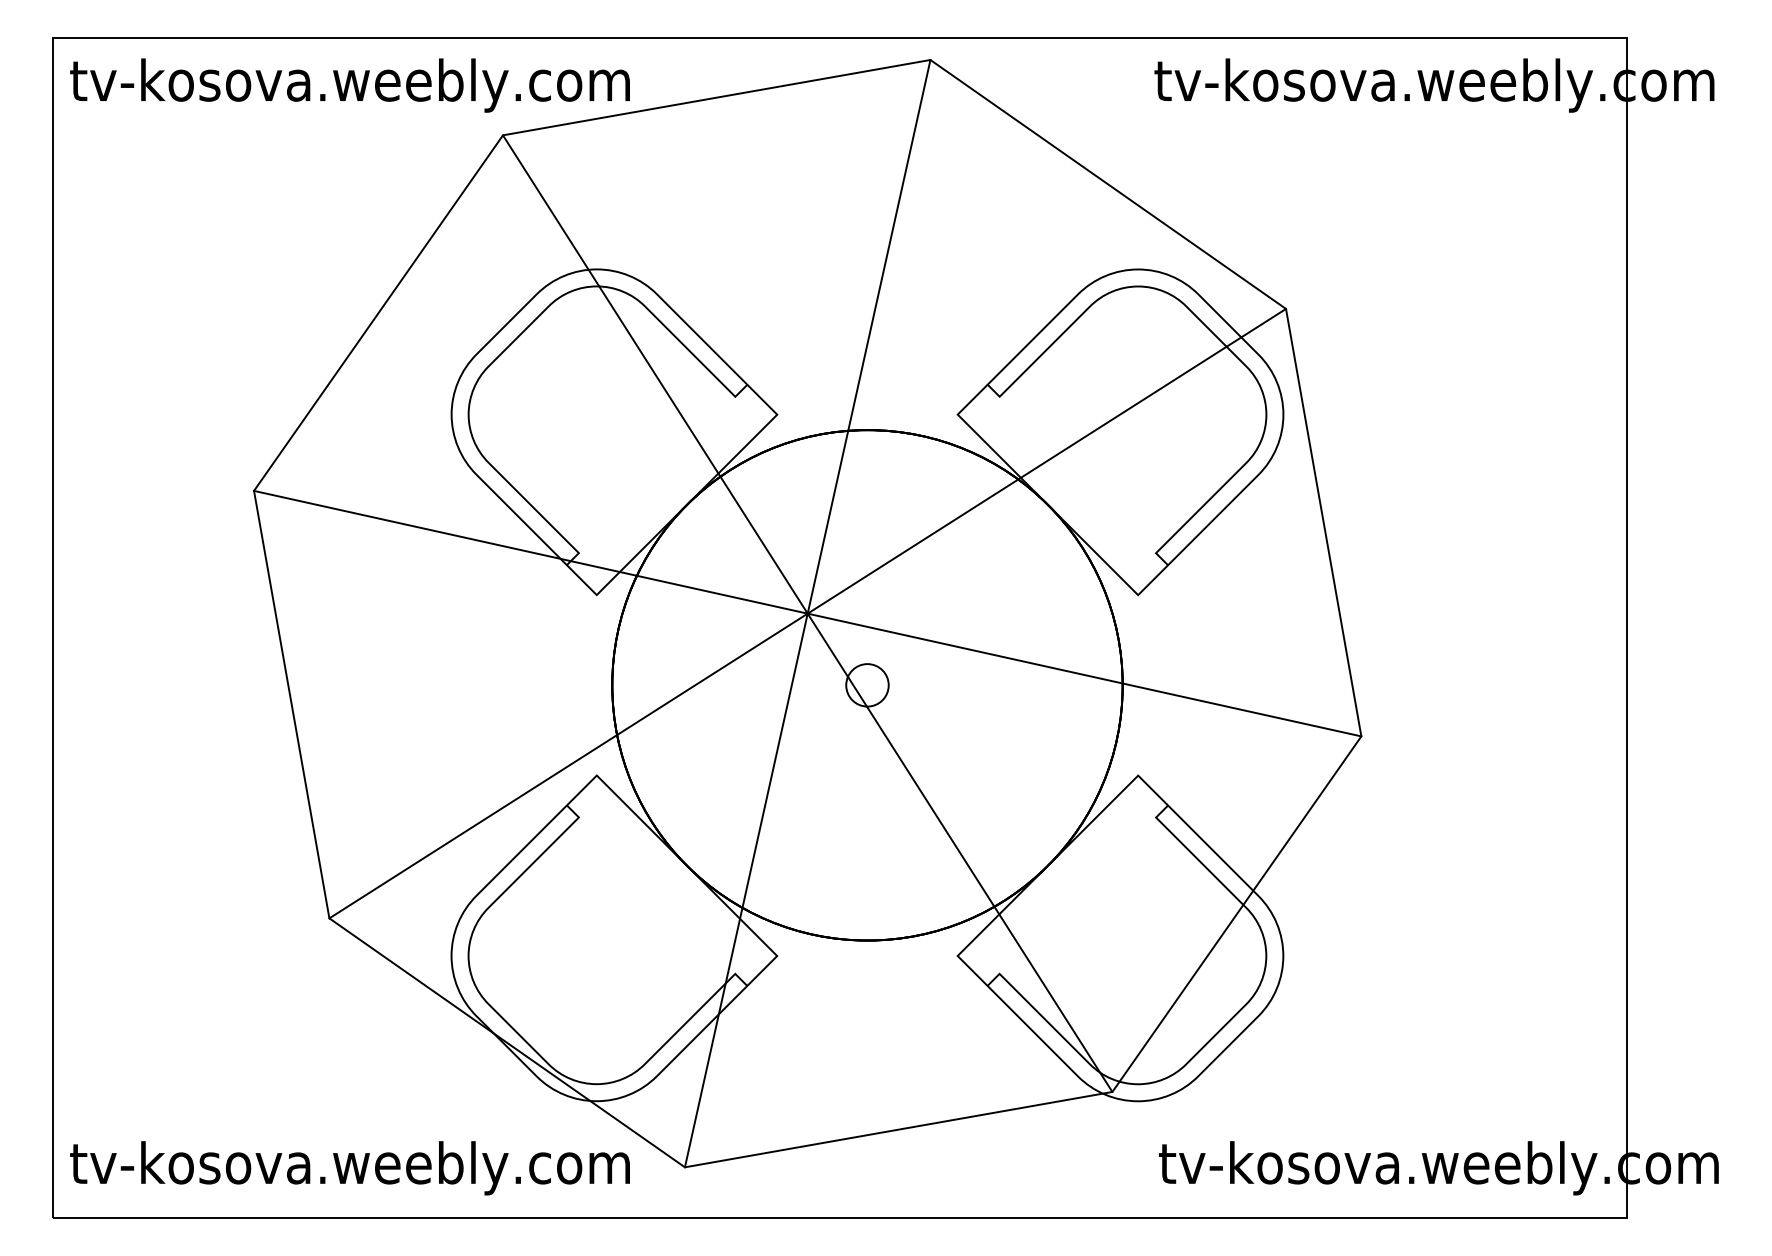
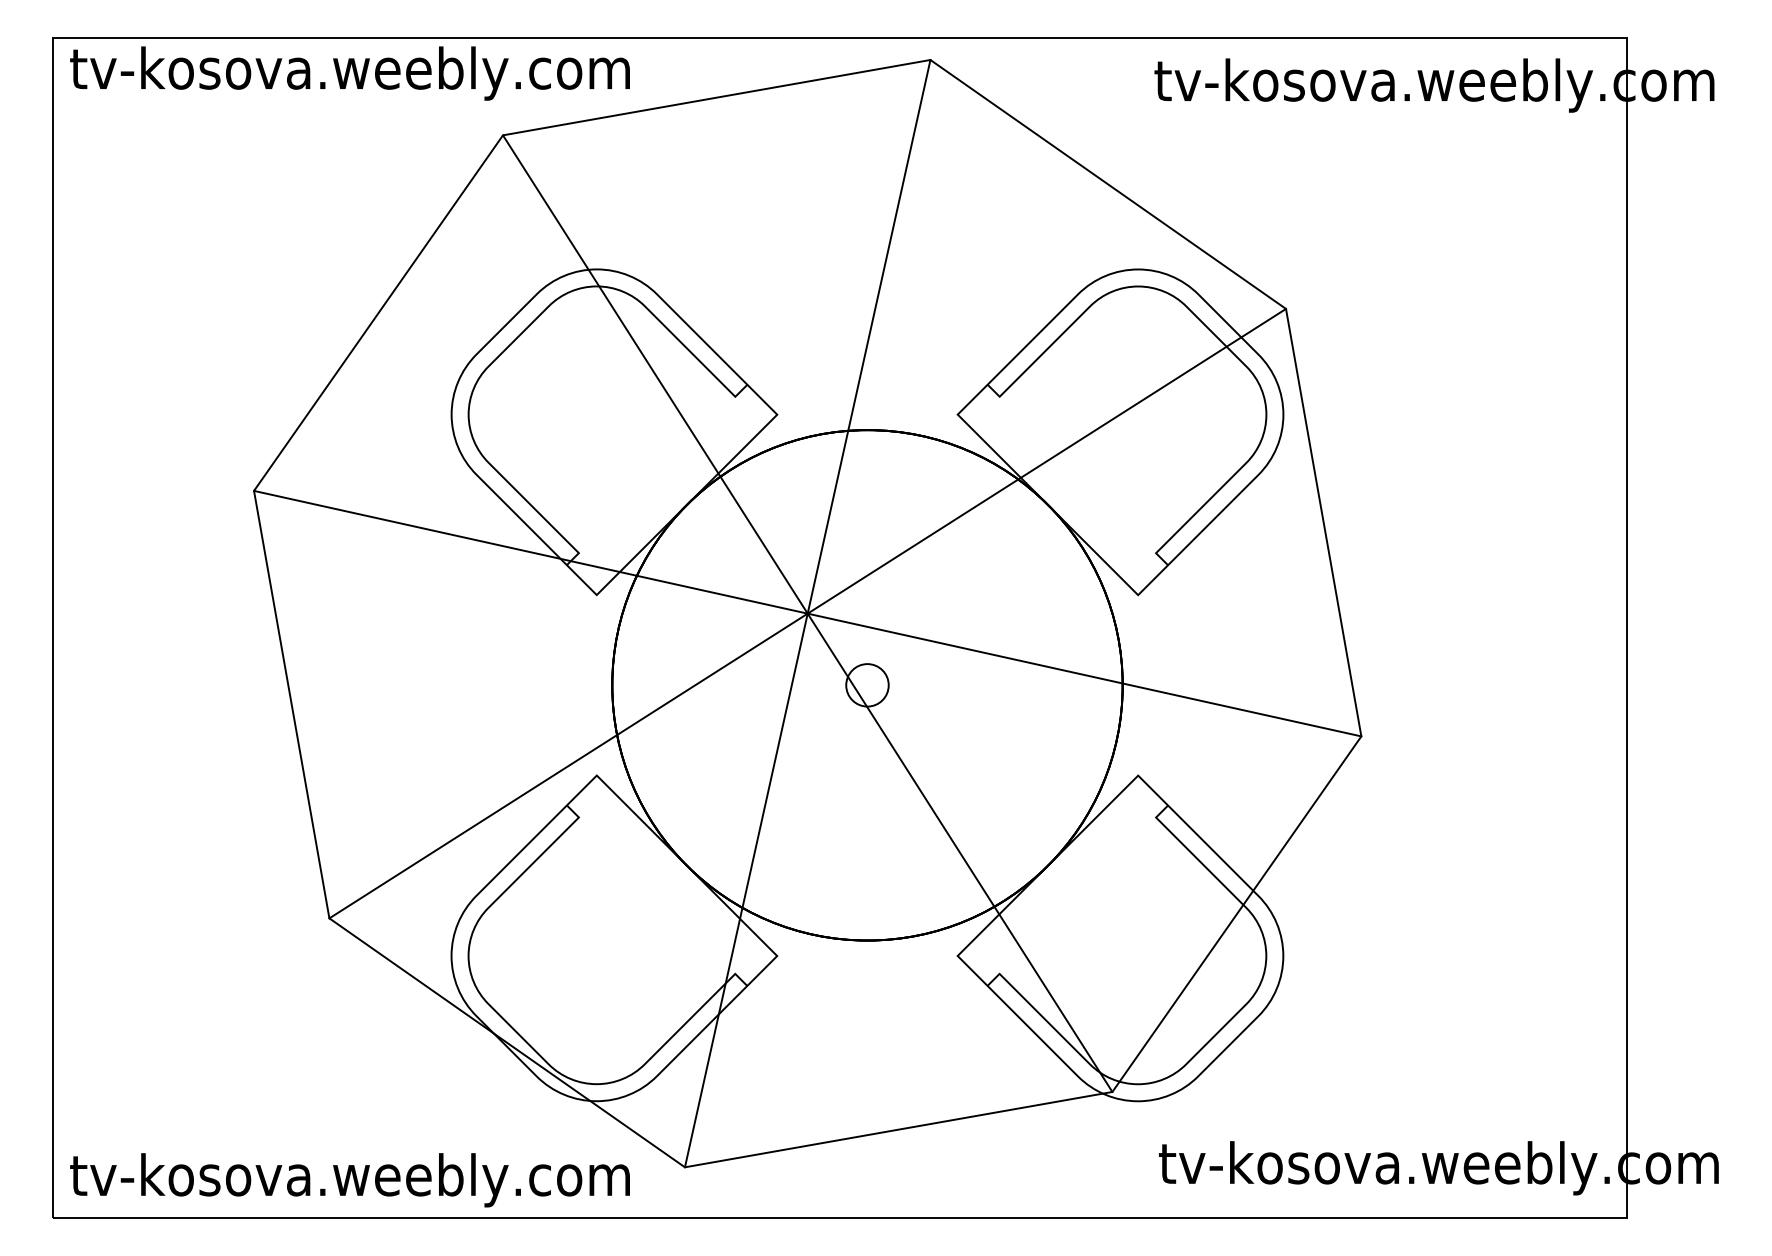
text position: (349, 85) -> (349, 73) (349, 73)
text position: (349, 1168) -> (349, 1180) (349, 1180)
